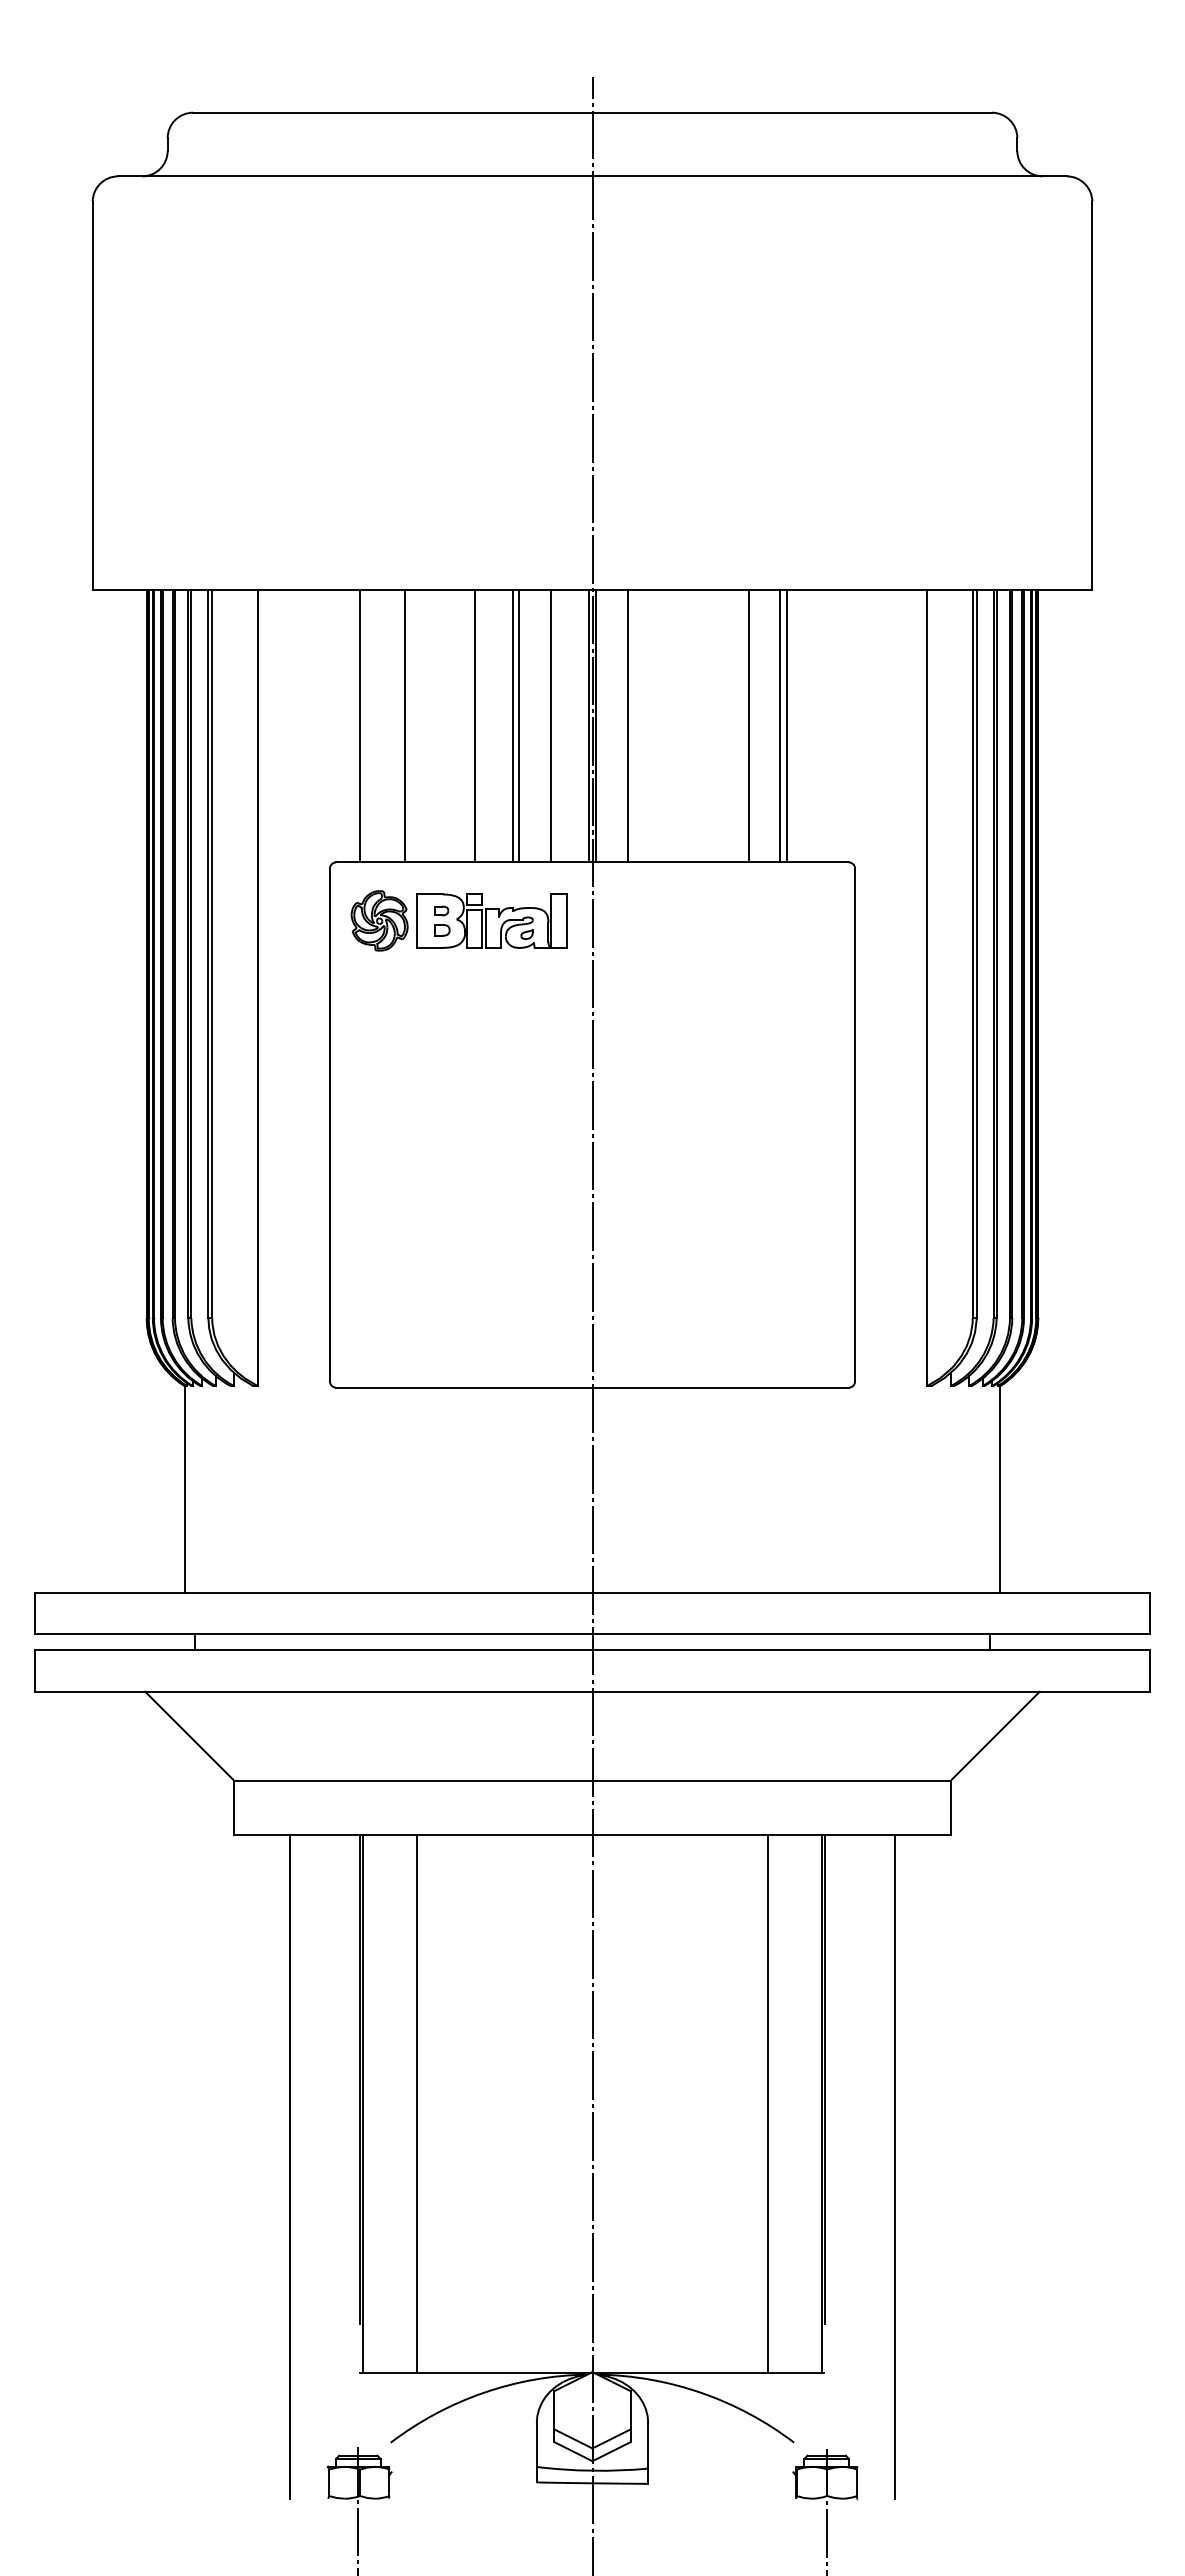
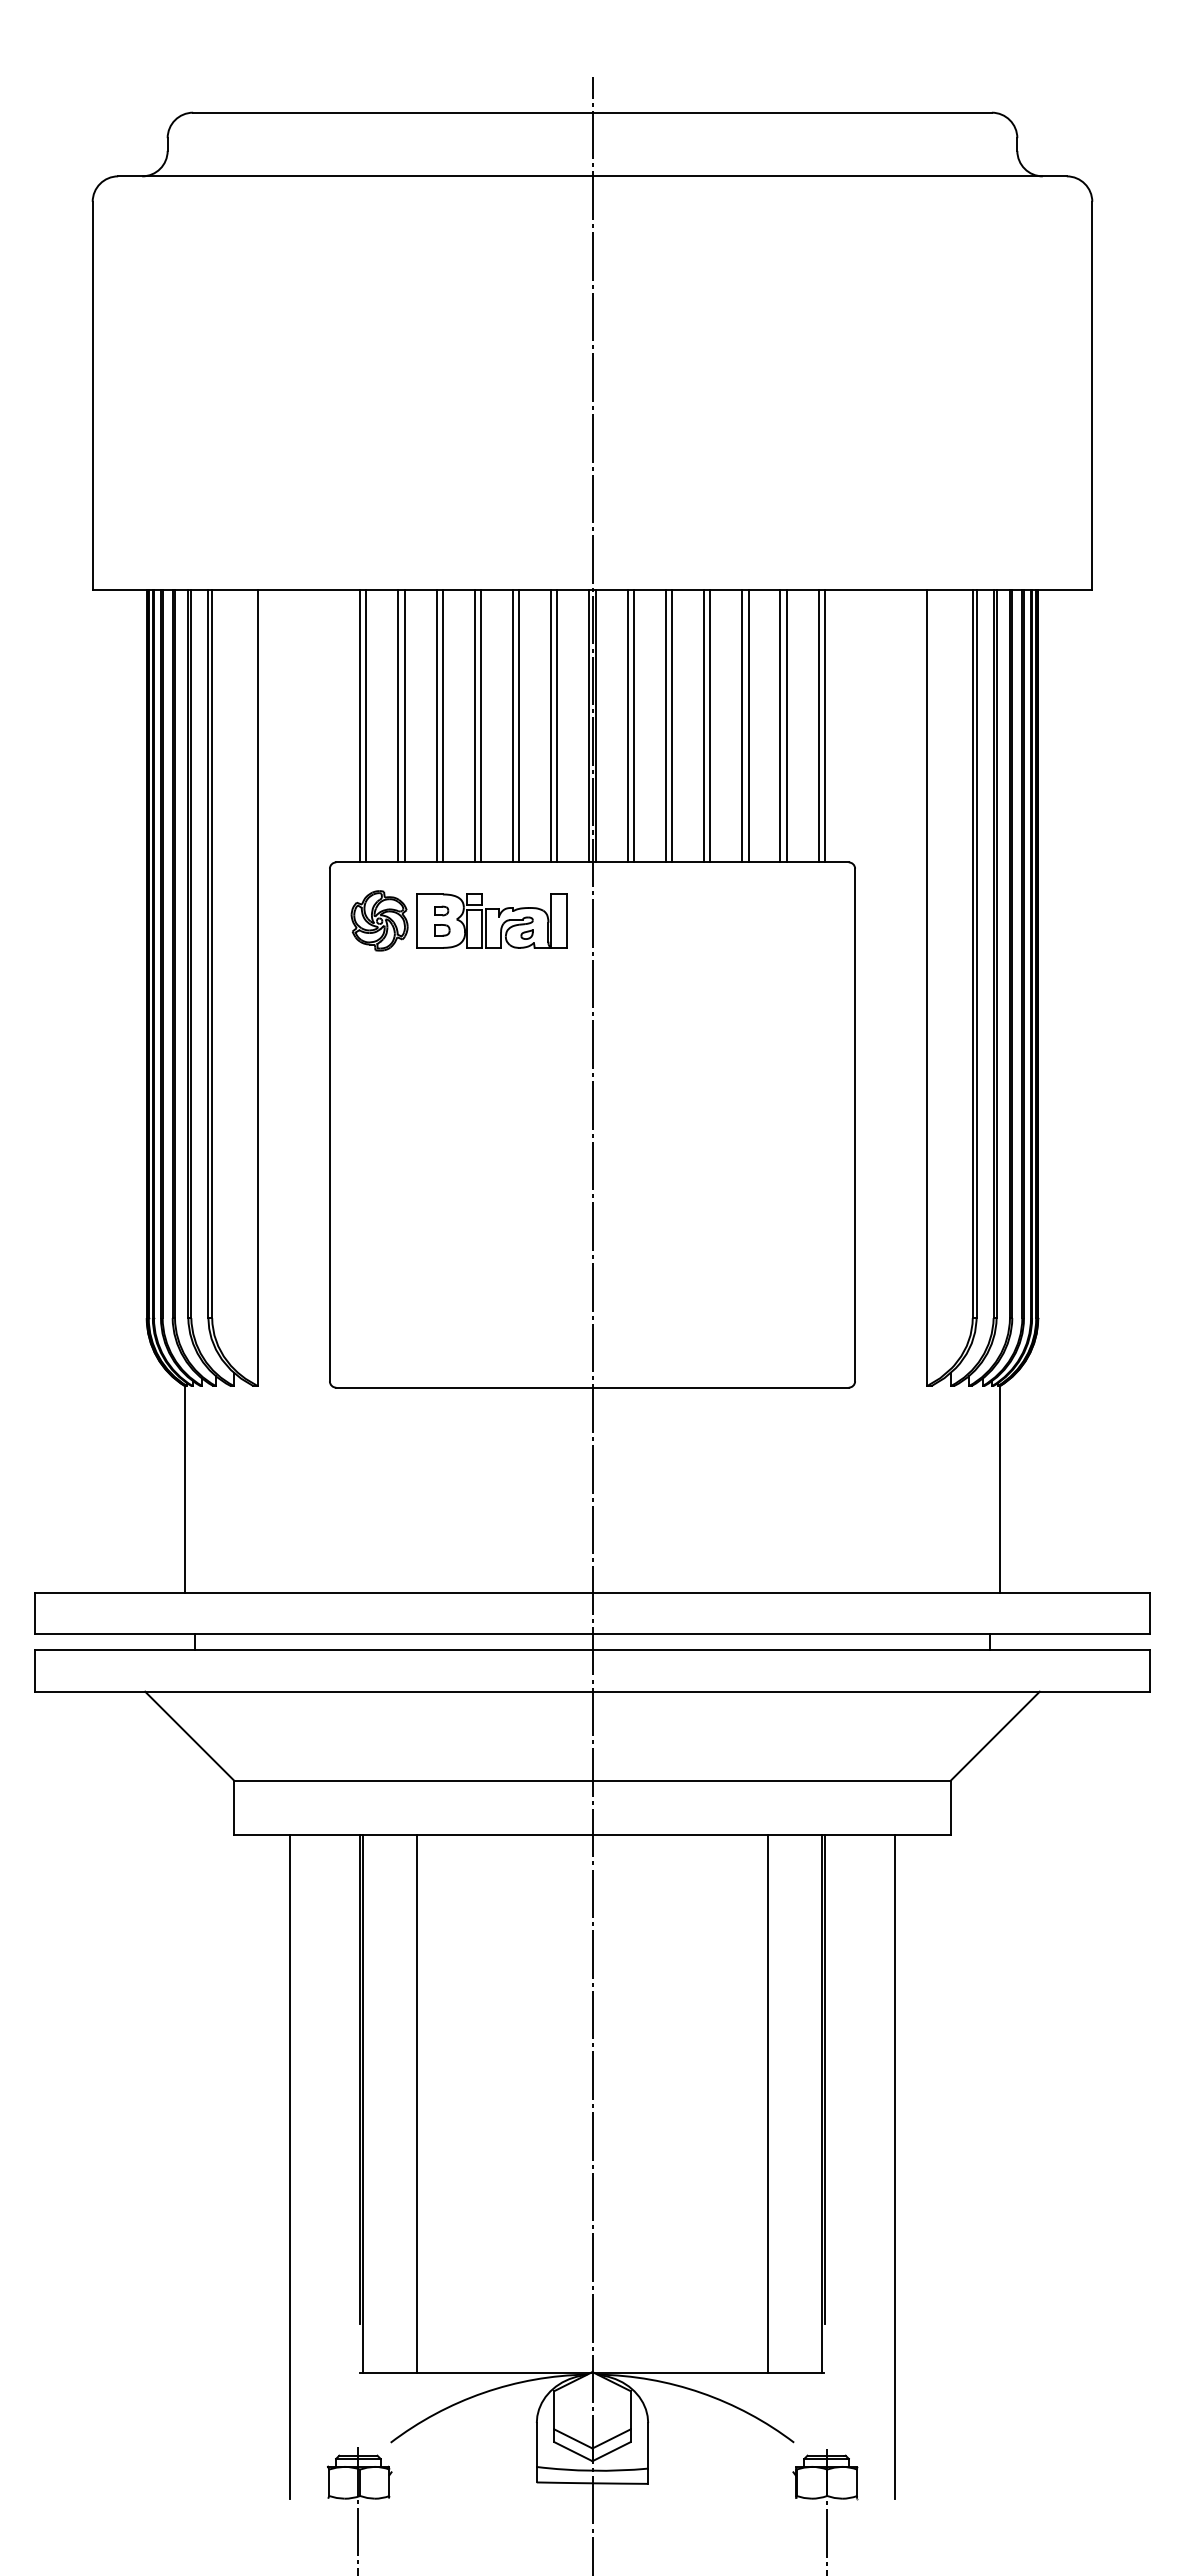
line: none -> present (366, 726)
line: none -> present (398, 726)
line: none -> present (436, 726)
line: none -> present (442, 726)
line: none -> present (481, 726)
line: none -> present (557, 726)
line: none -> present (633, 726)
line: none -> present (665, 726)
line: none -> present (672, 726)
line: none -> present (703, 726)
line: none -> present (710, 726)
line: none -> present (742, 726)
line: none -> present (818, 726)
line: none -> present (824, 726)
